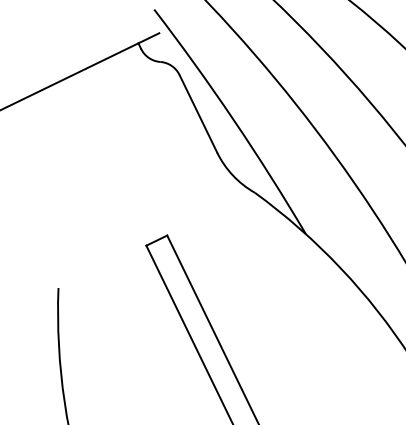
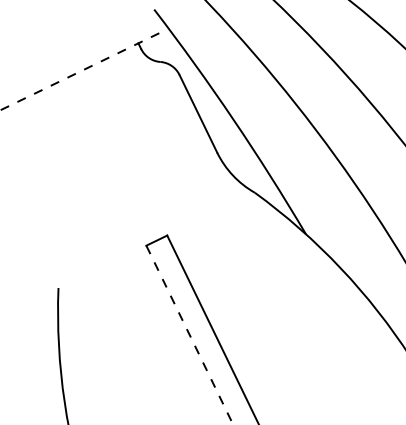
line: solid -> dashed (79, 71)
line: solid -> dashed (189, 335)
